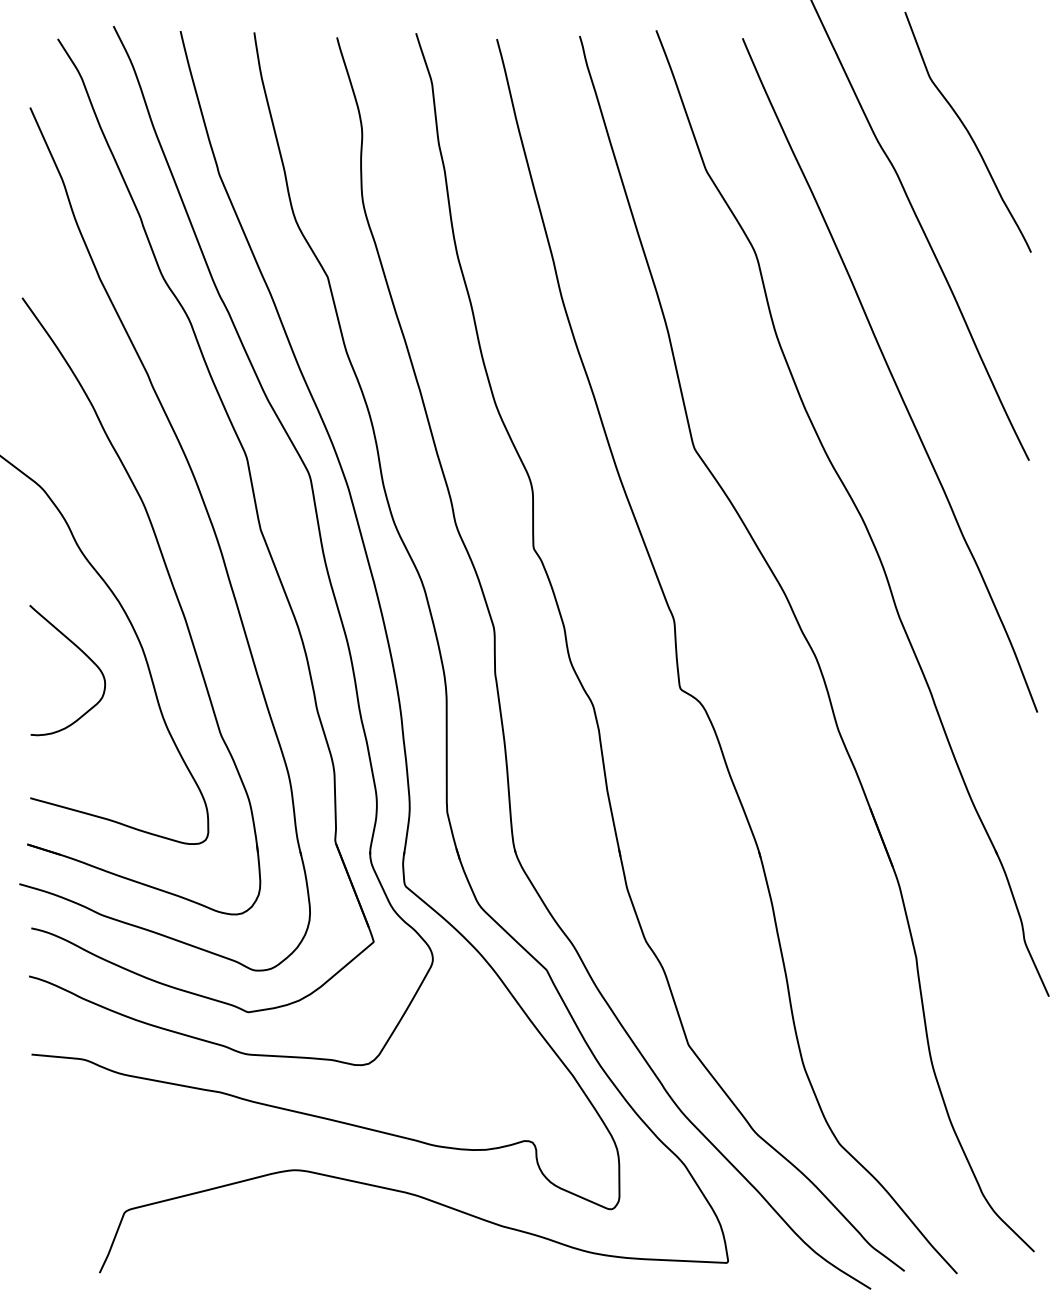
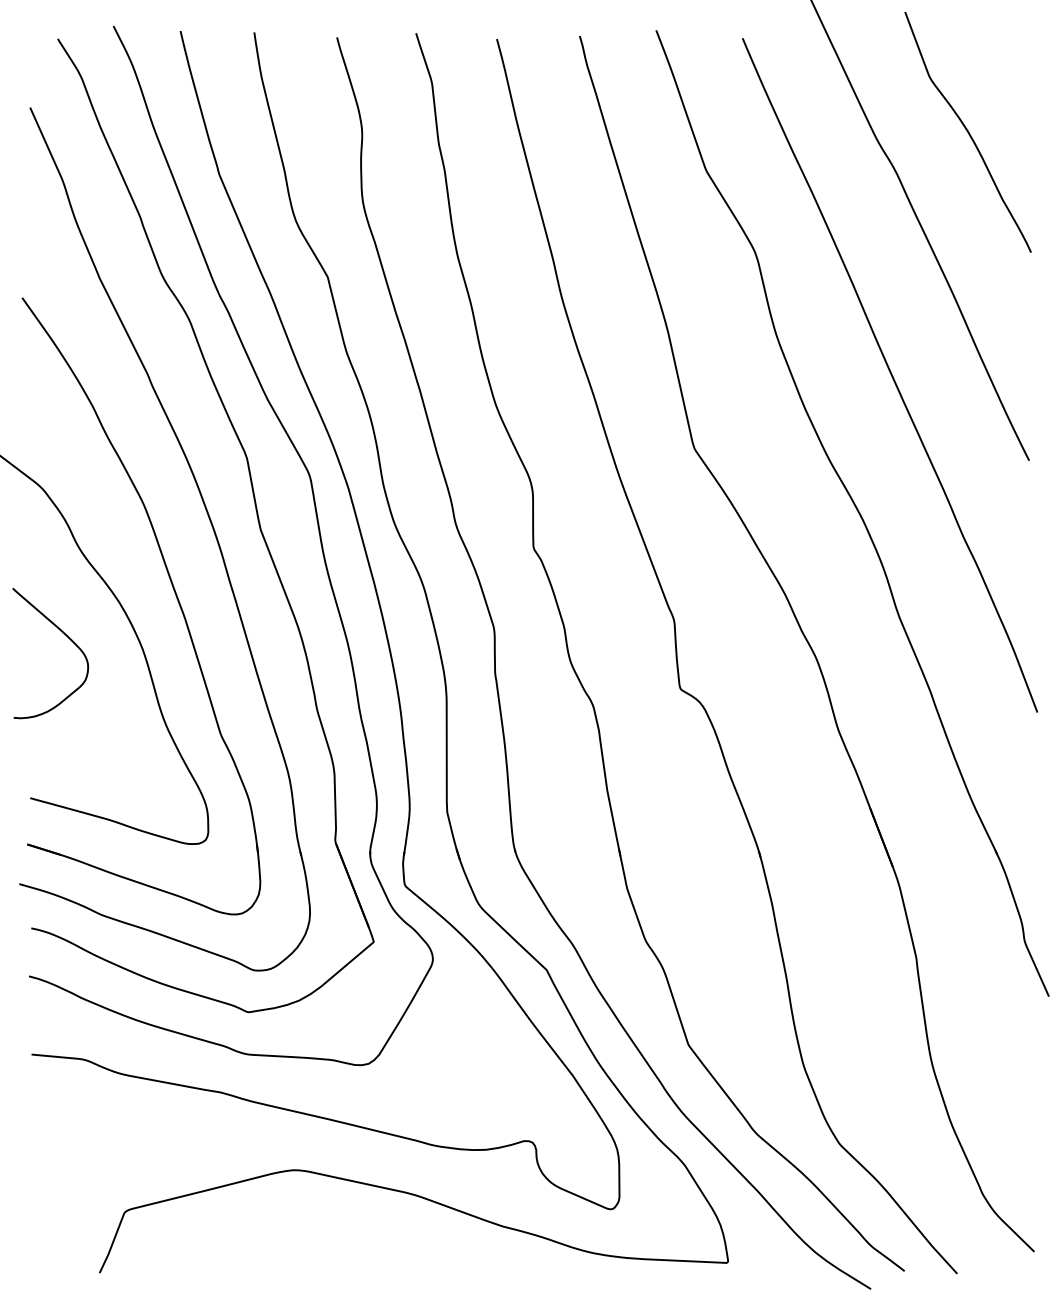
curve position: (79, 650) -> (62, 633) (62, 633)
